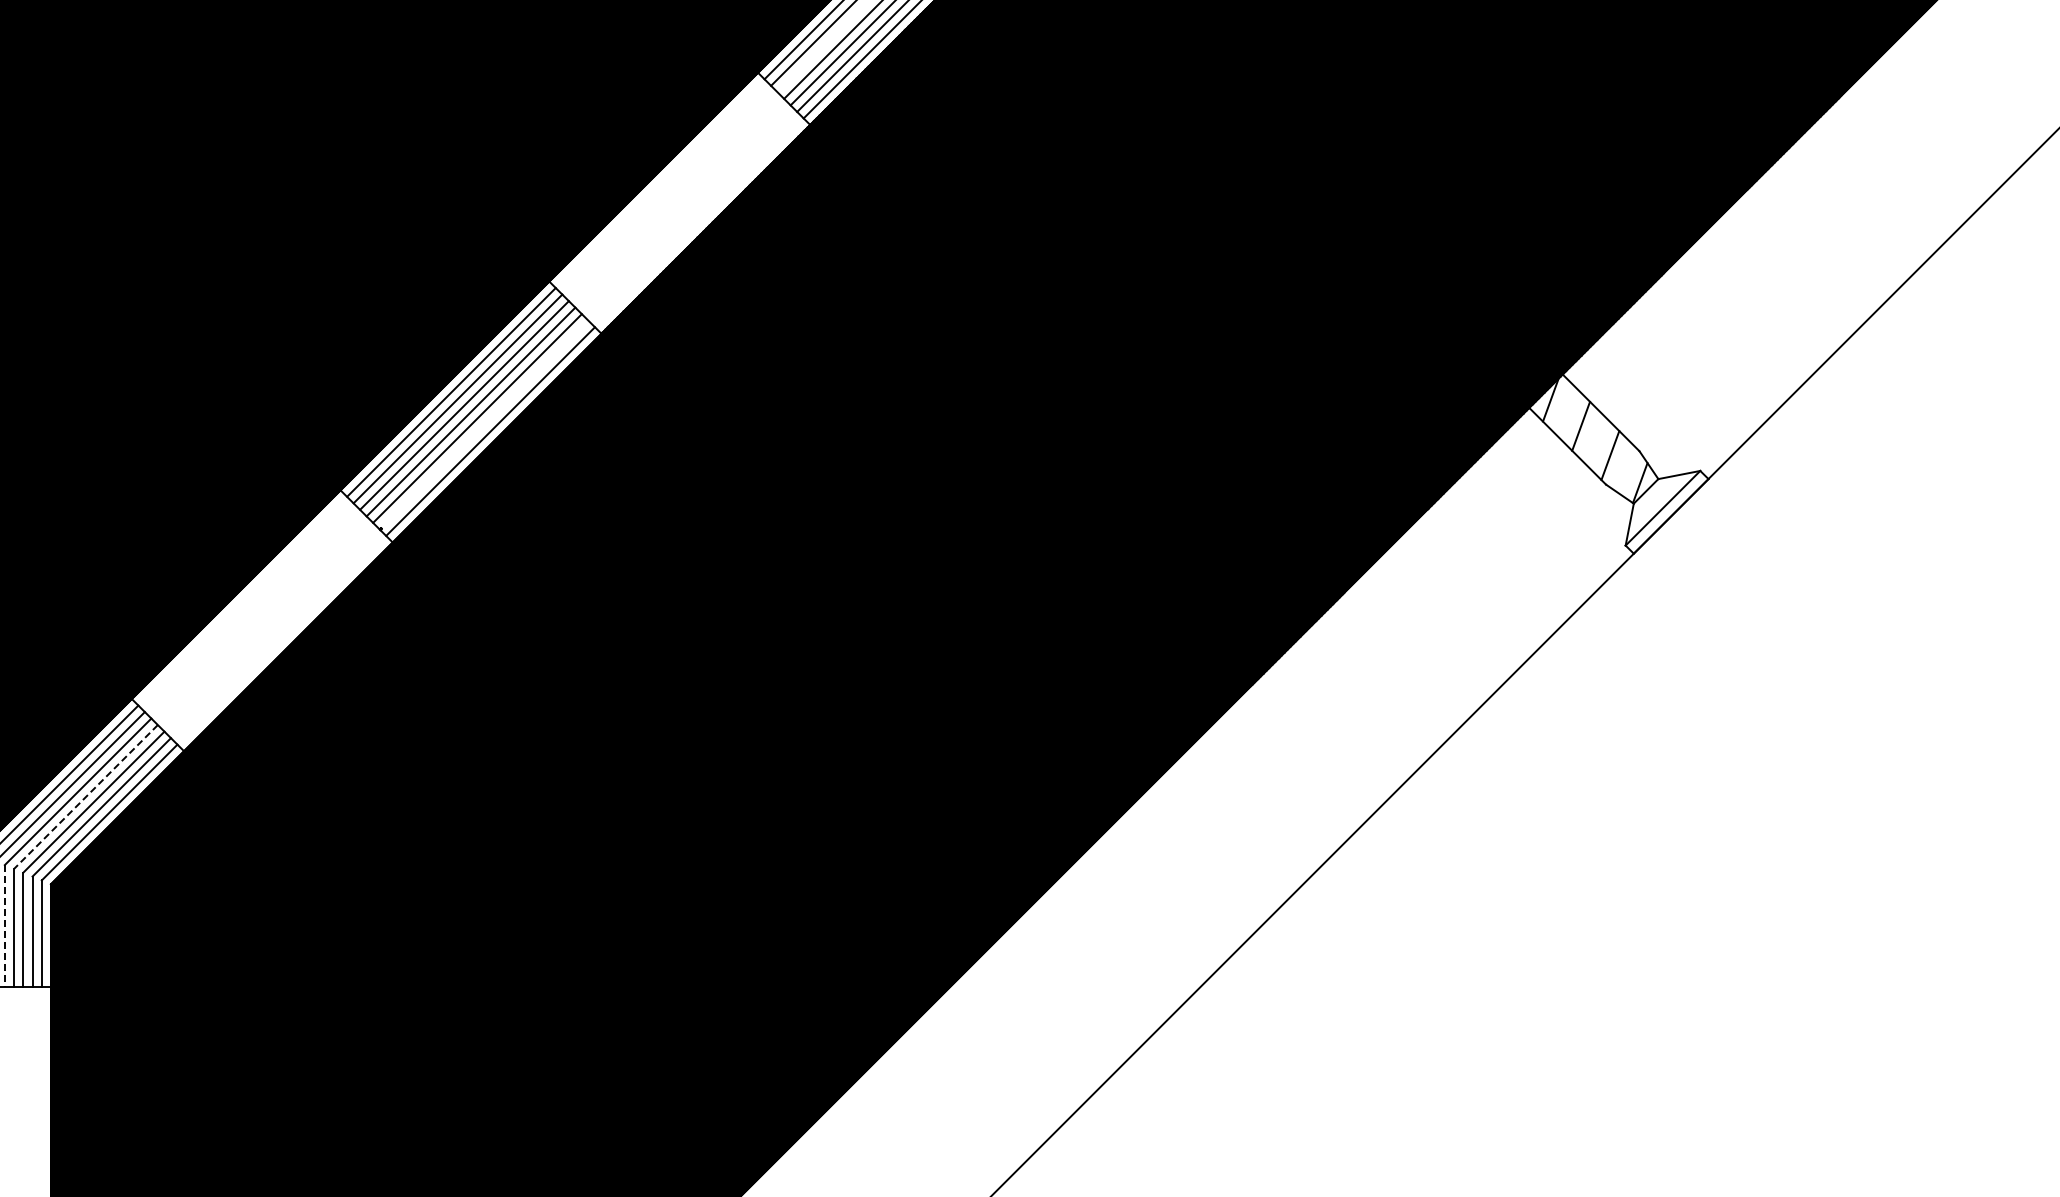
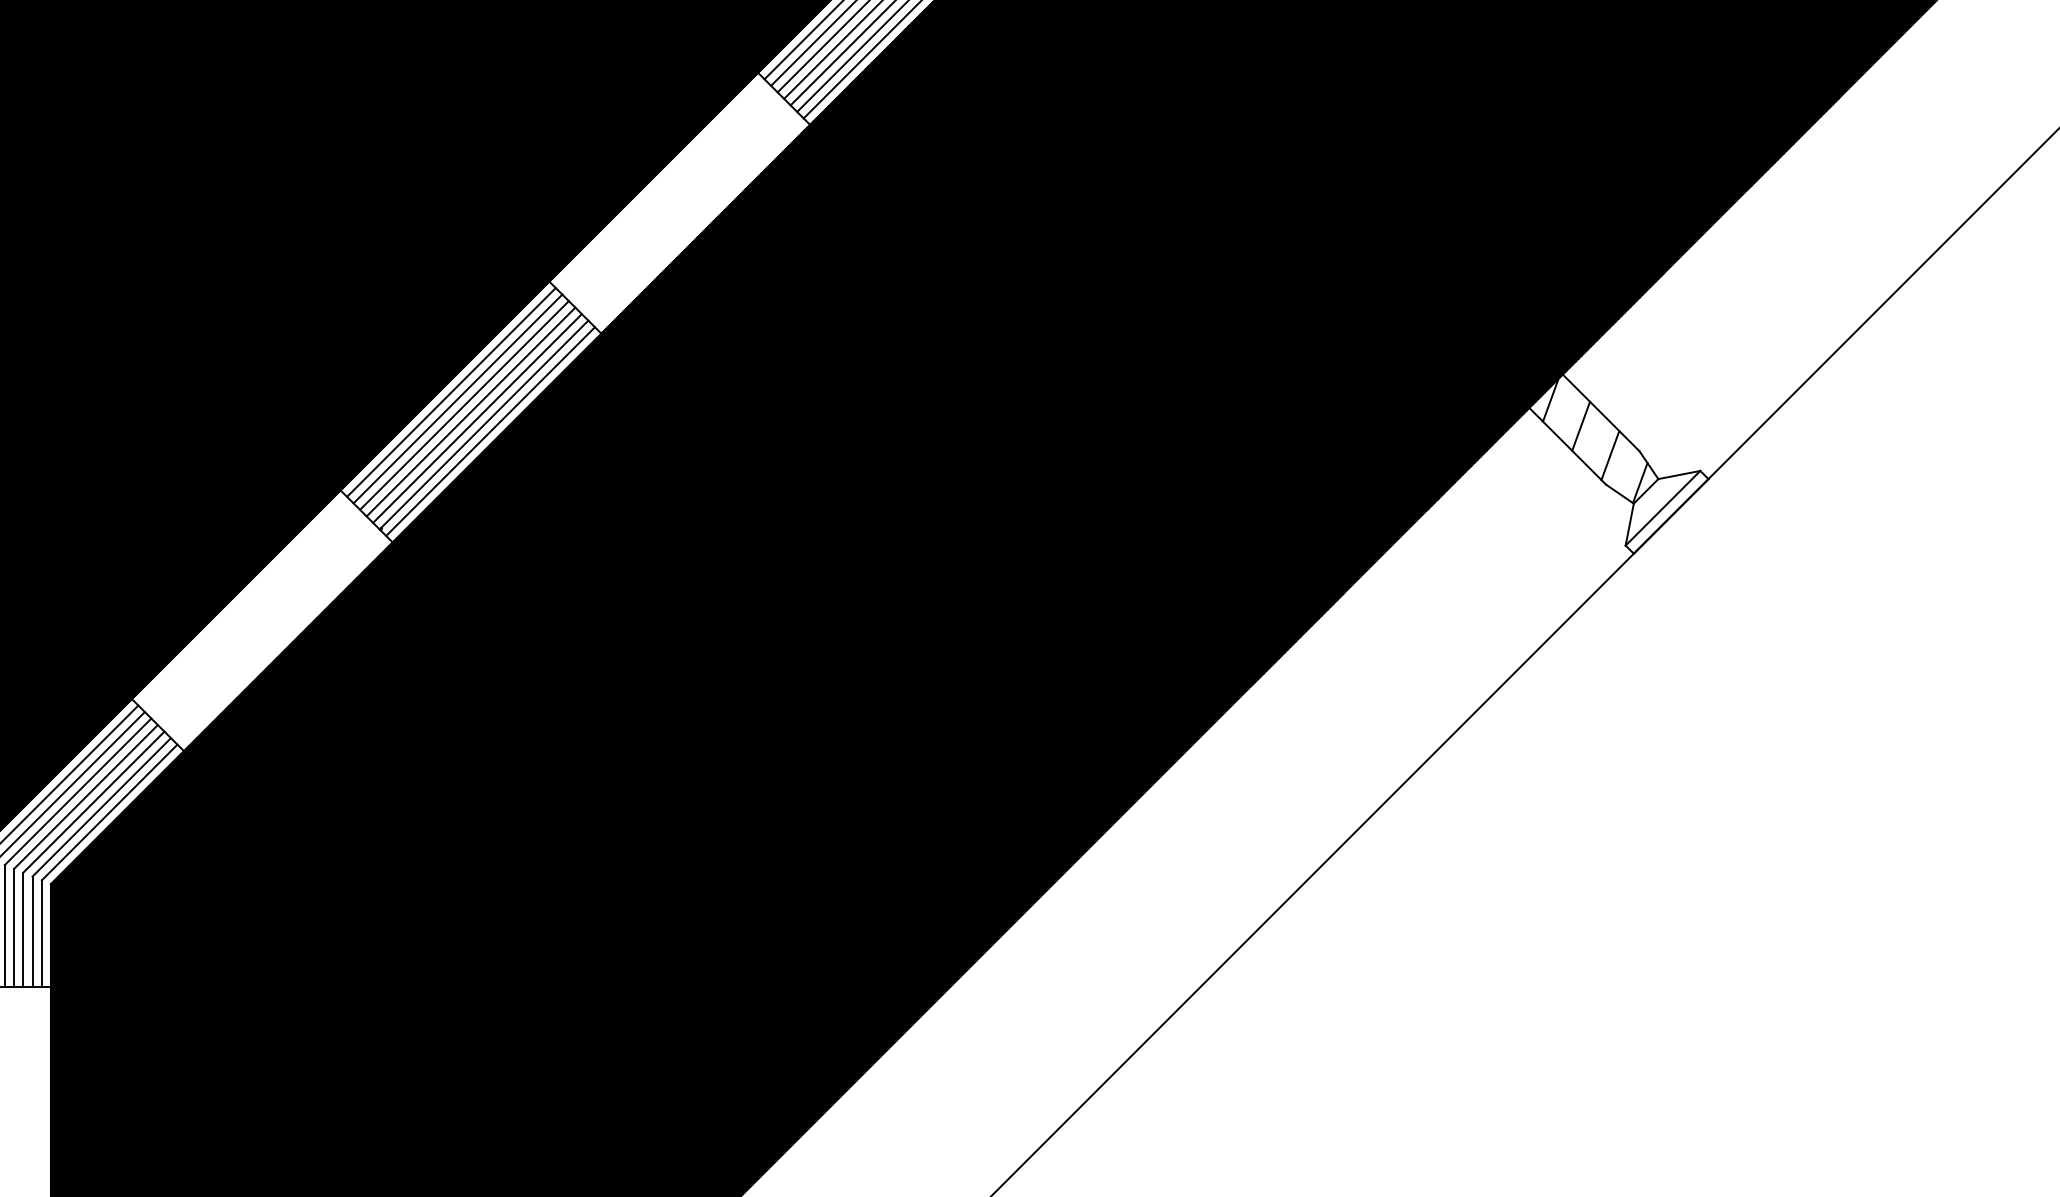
line: none -> present (822, 47)
line: none -> present (483, 424)
line: dashed -> solid (85, 797)
line: dashed -> solid (4, 925)
